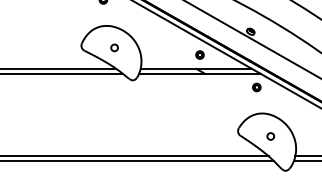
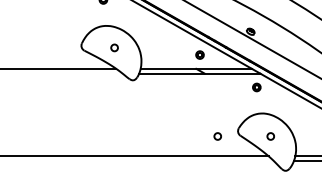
line: present -> none (62, 73)
circle: none -> present (217, 136)
line: present -> none (138, 161)
